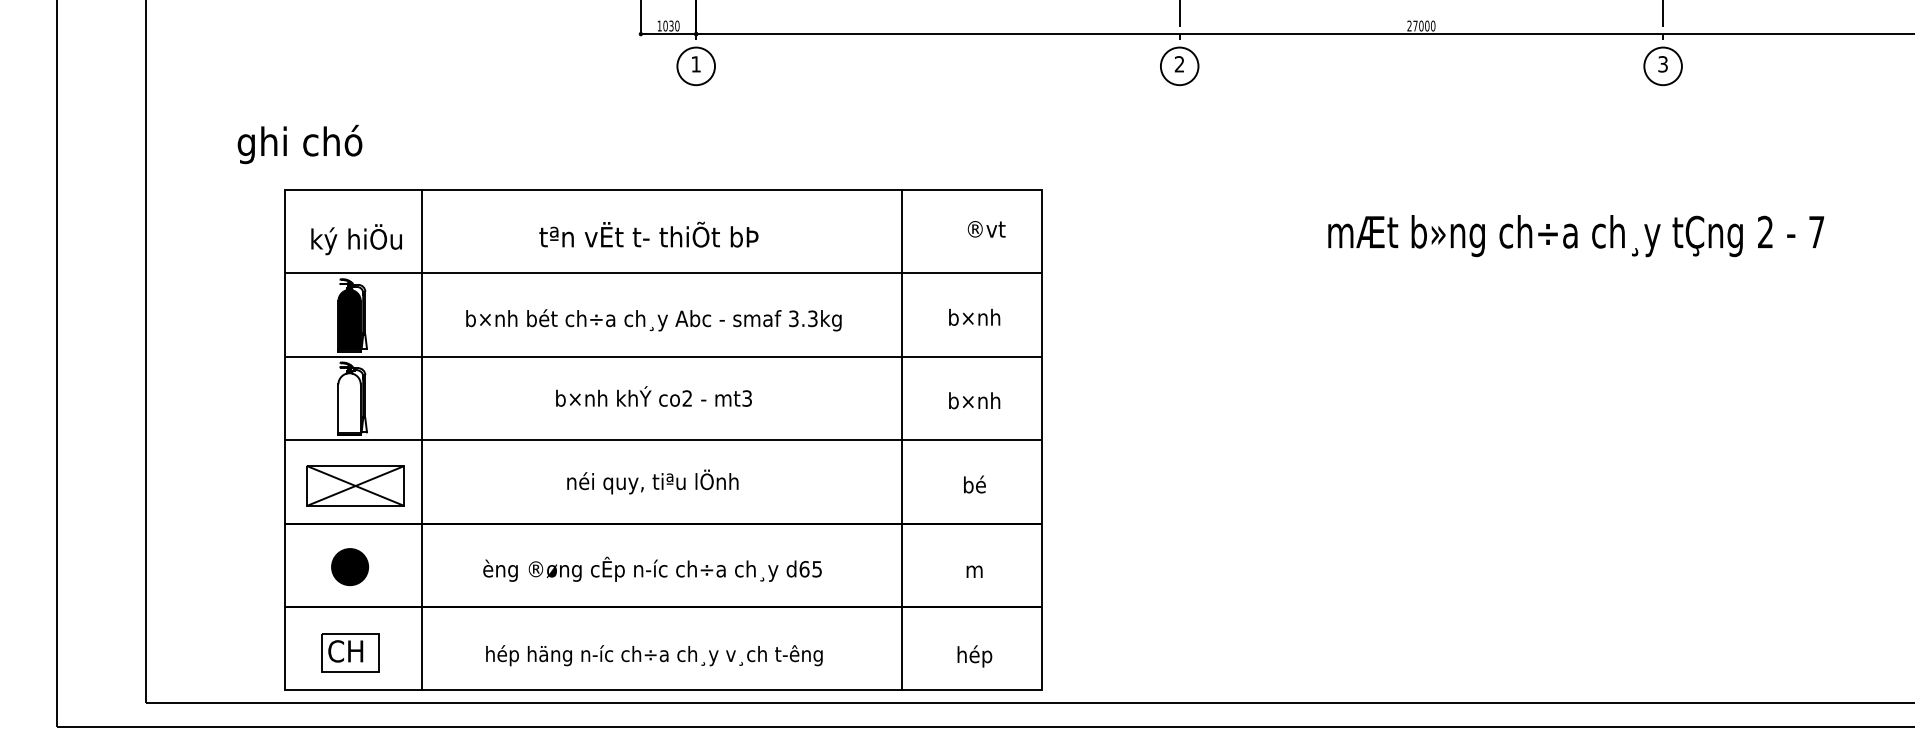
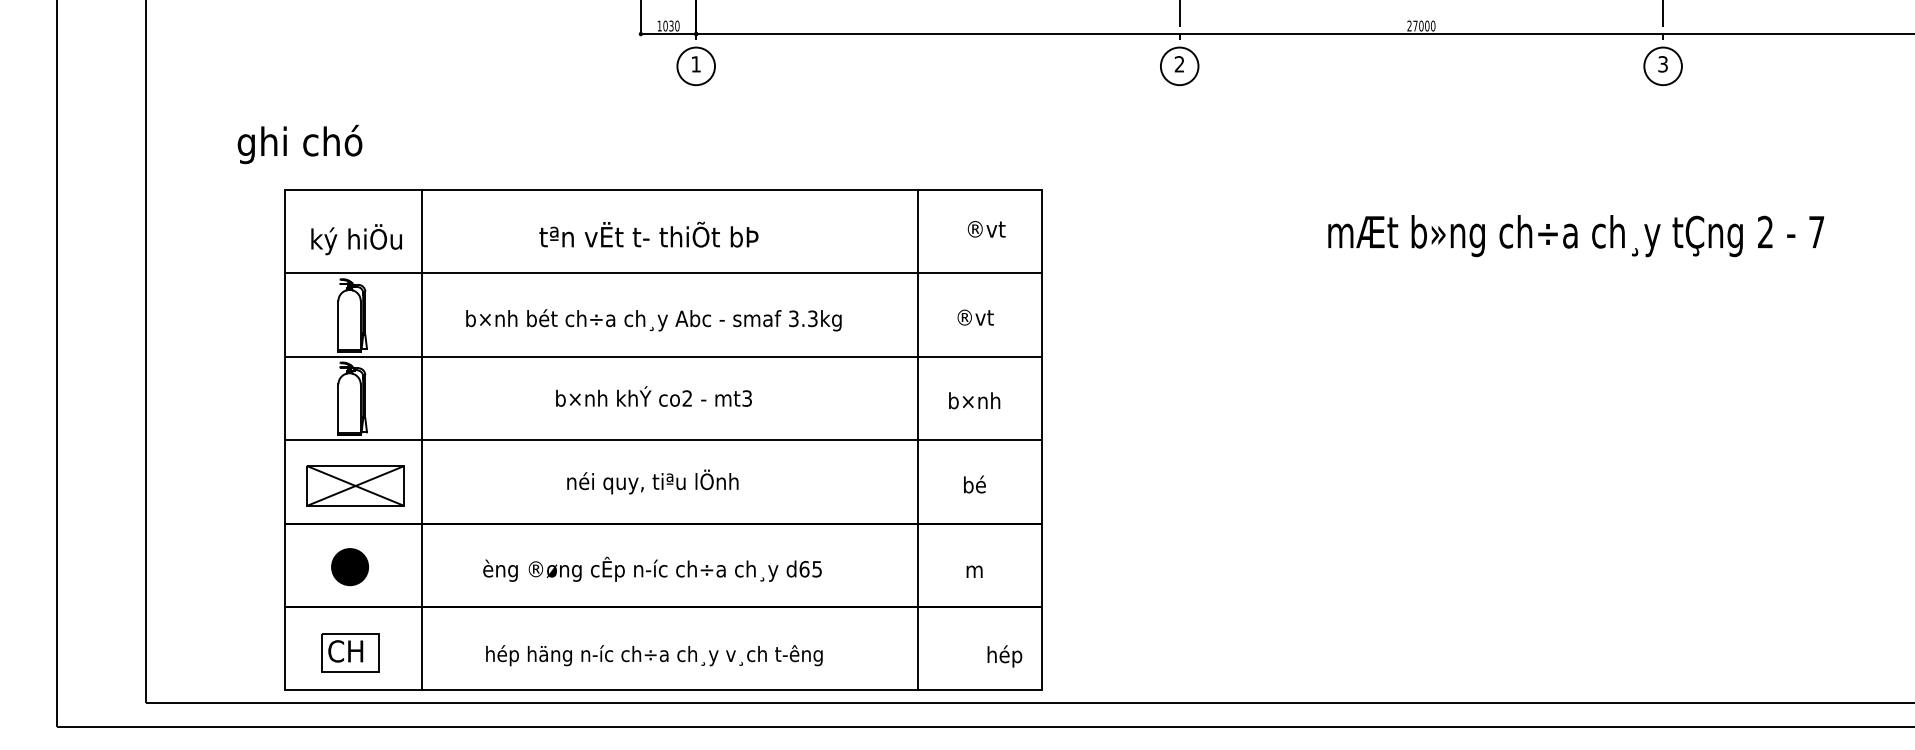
text: b×nh -> ®vt (974, 316)
fill: present -> none (349, 319)
line position: (902, 439) -> (918, 439) (918, 439)
text position: (974, 656) -> (1004, 656) (1004, 656)
